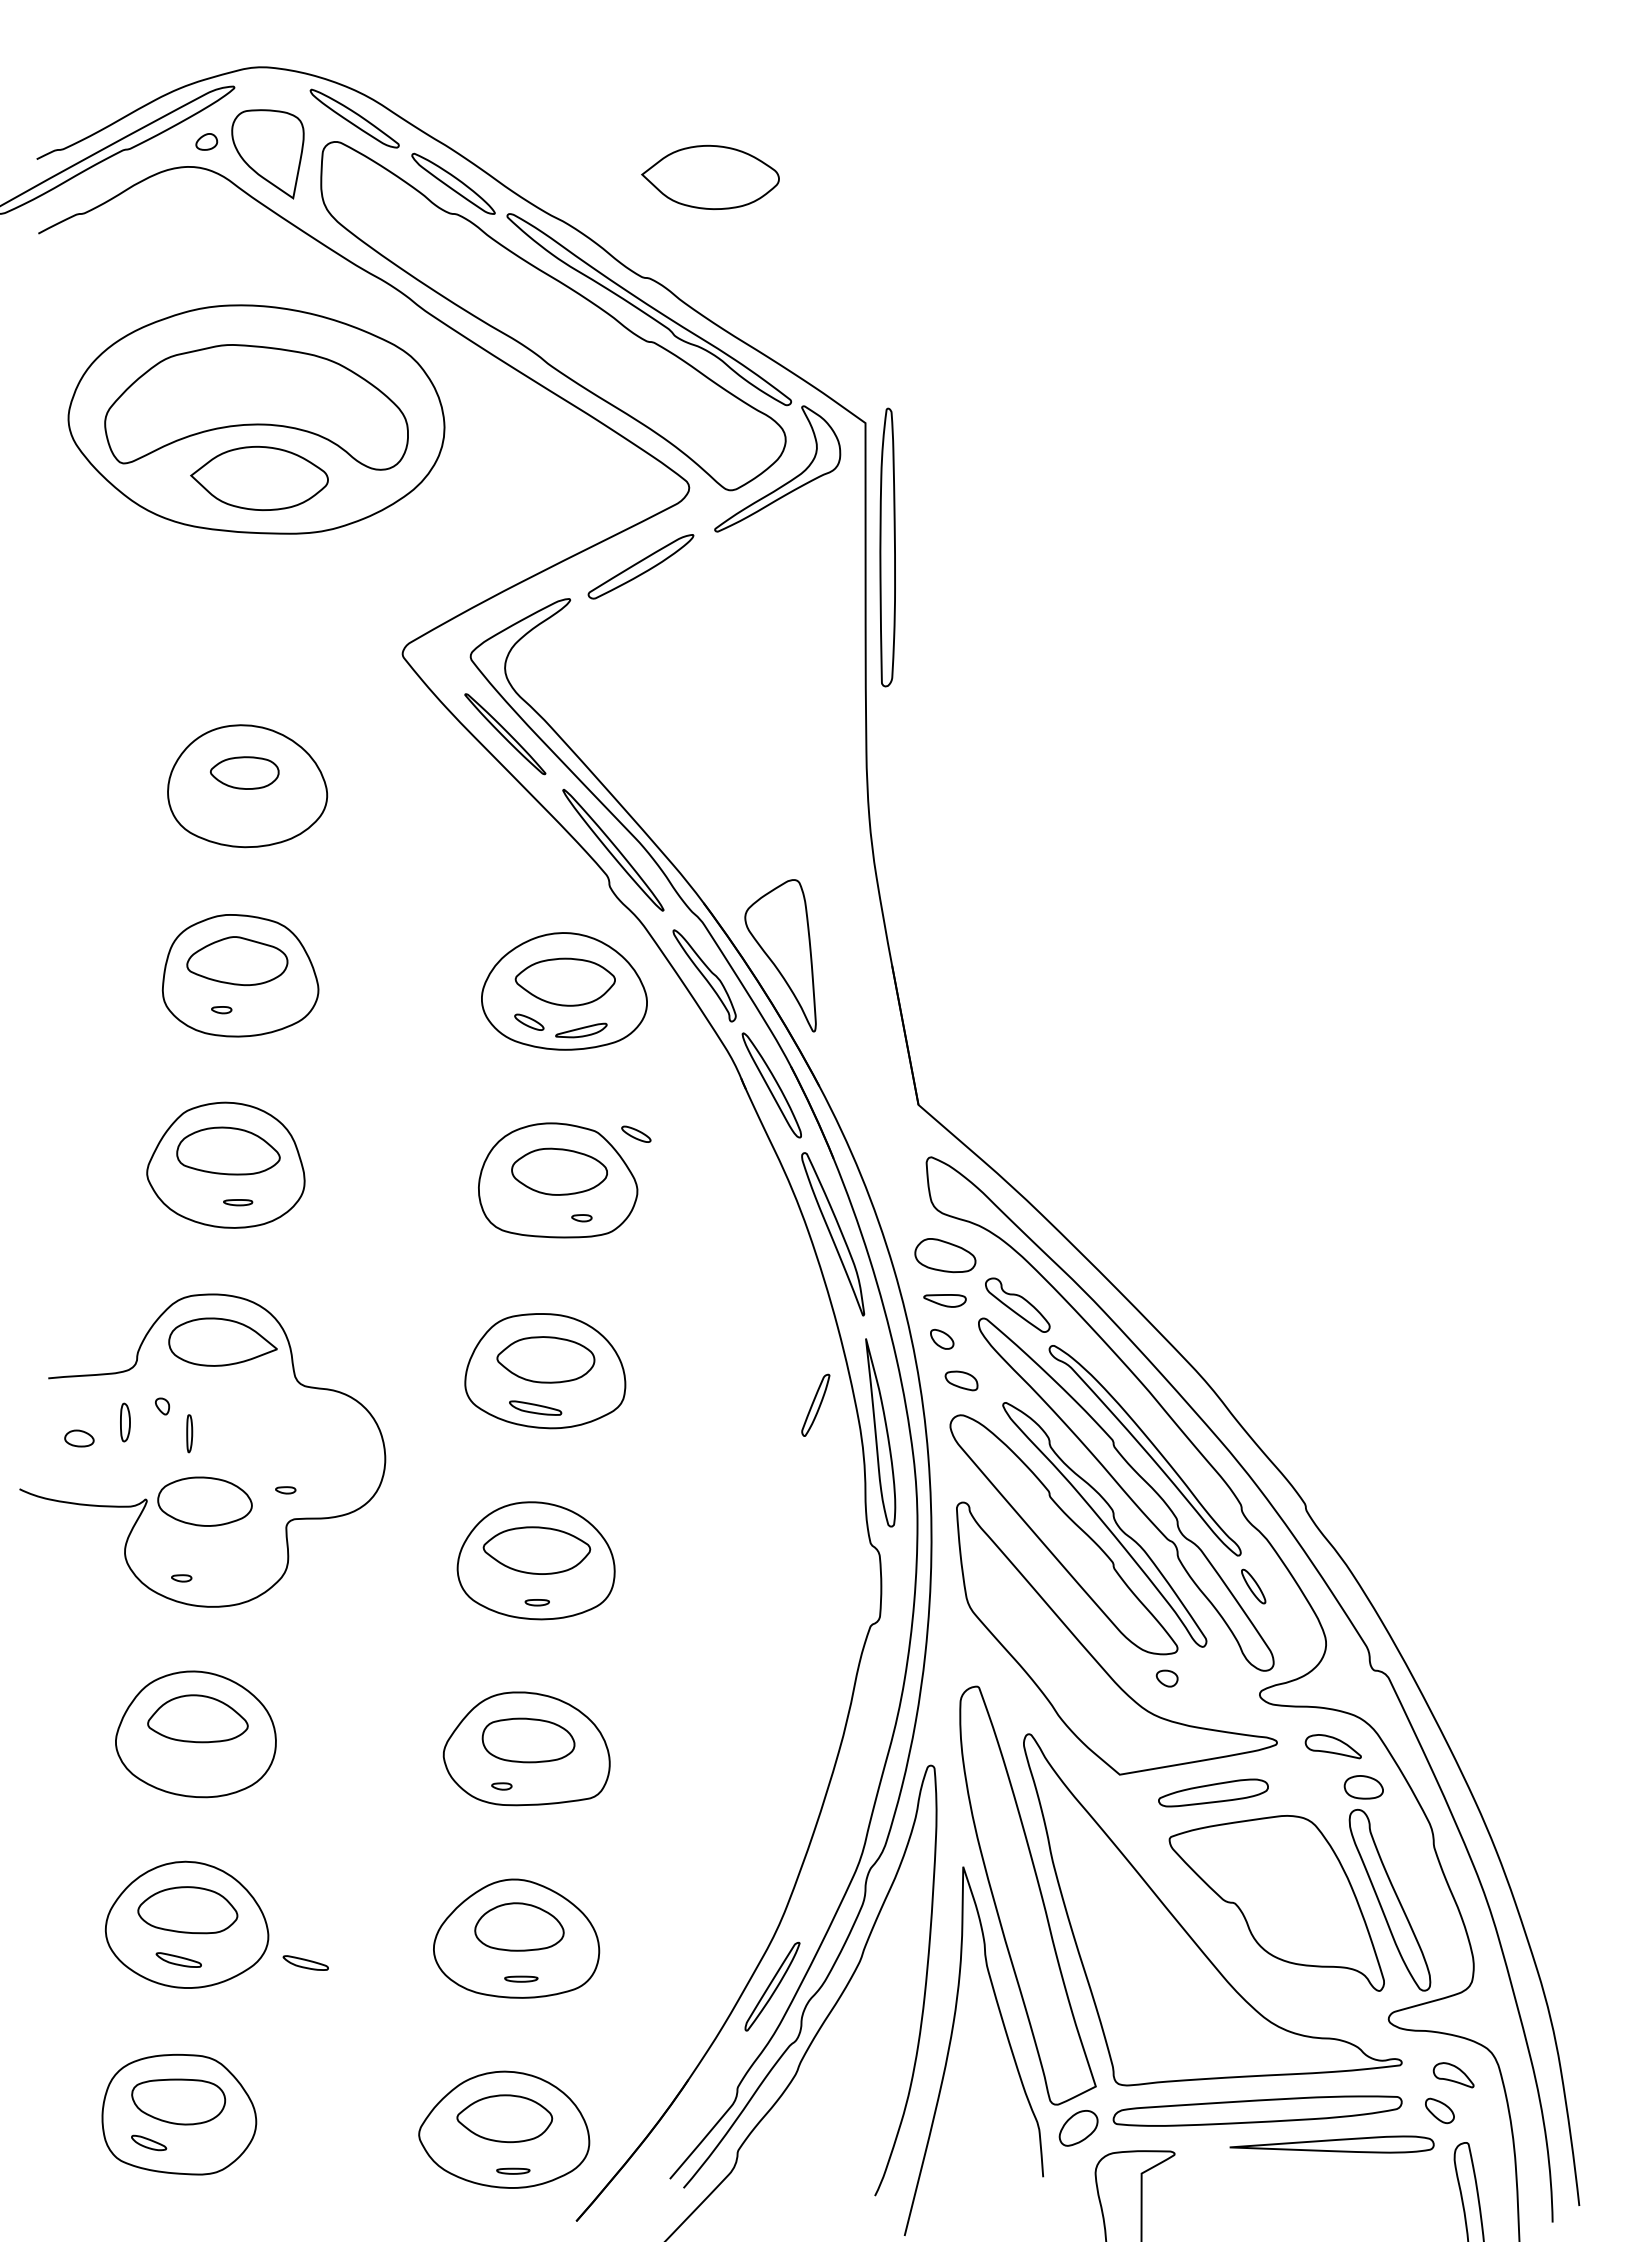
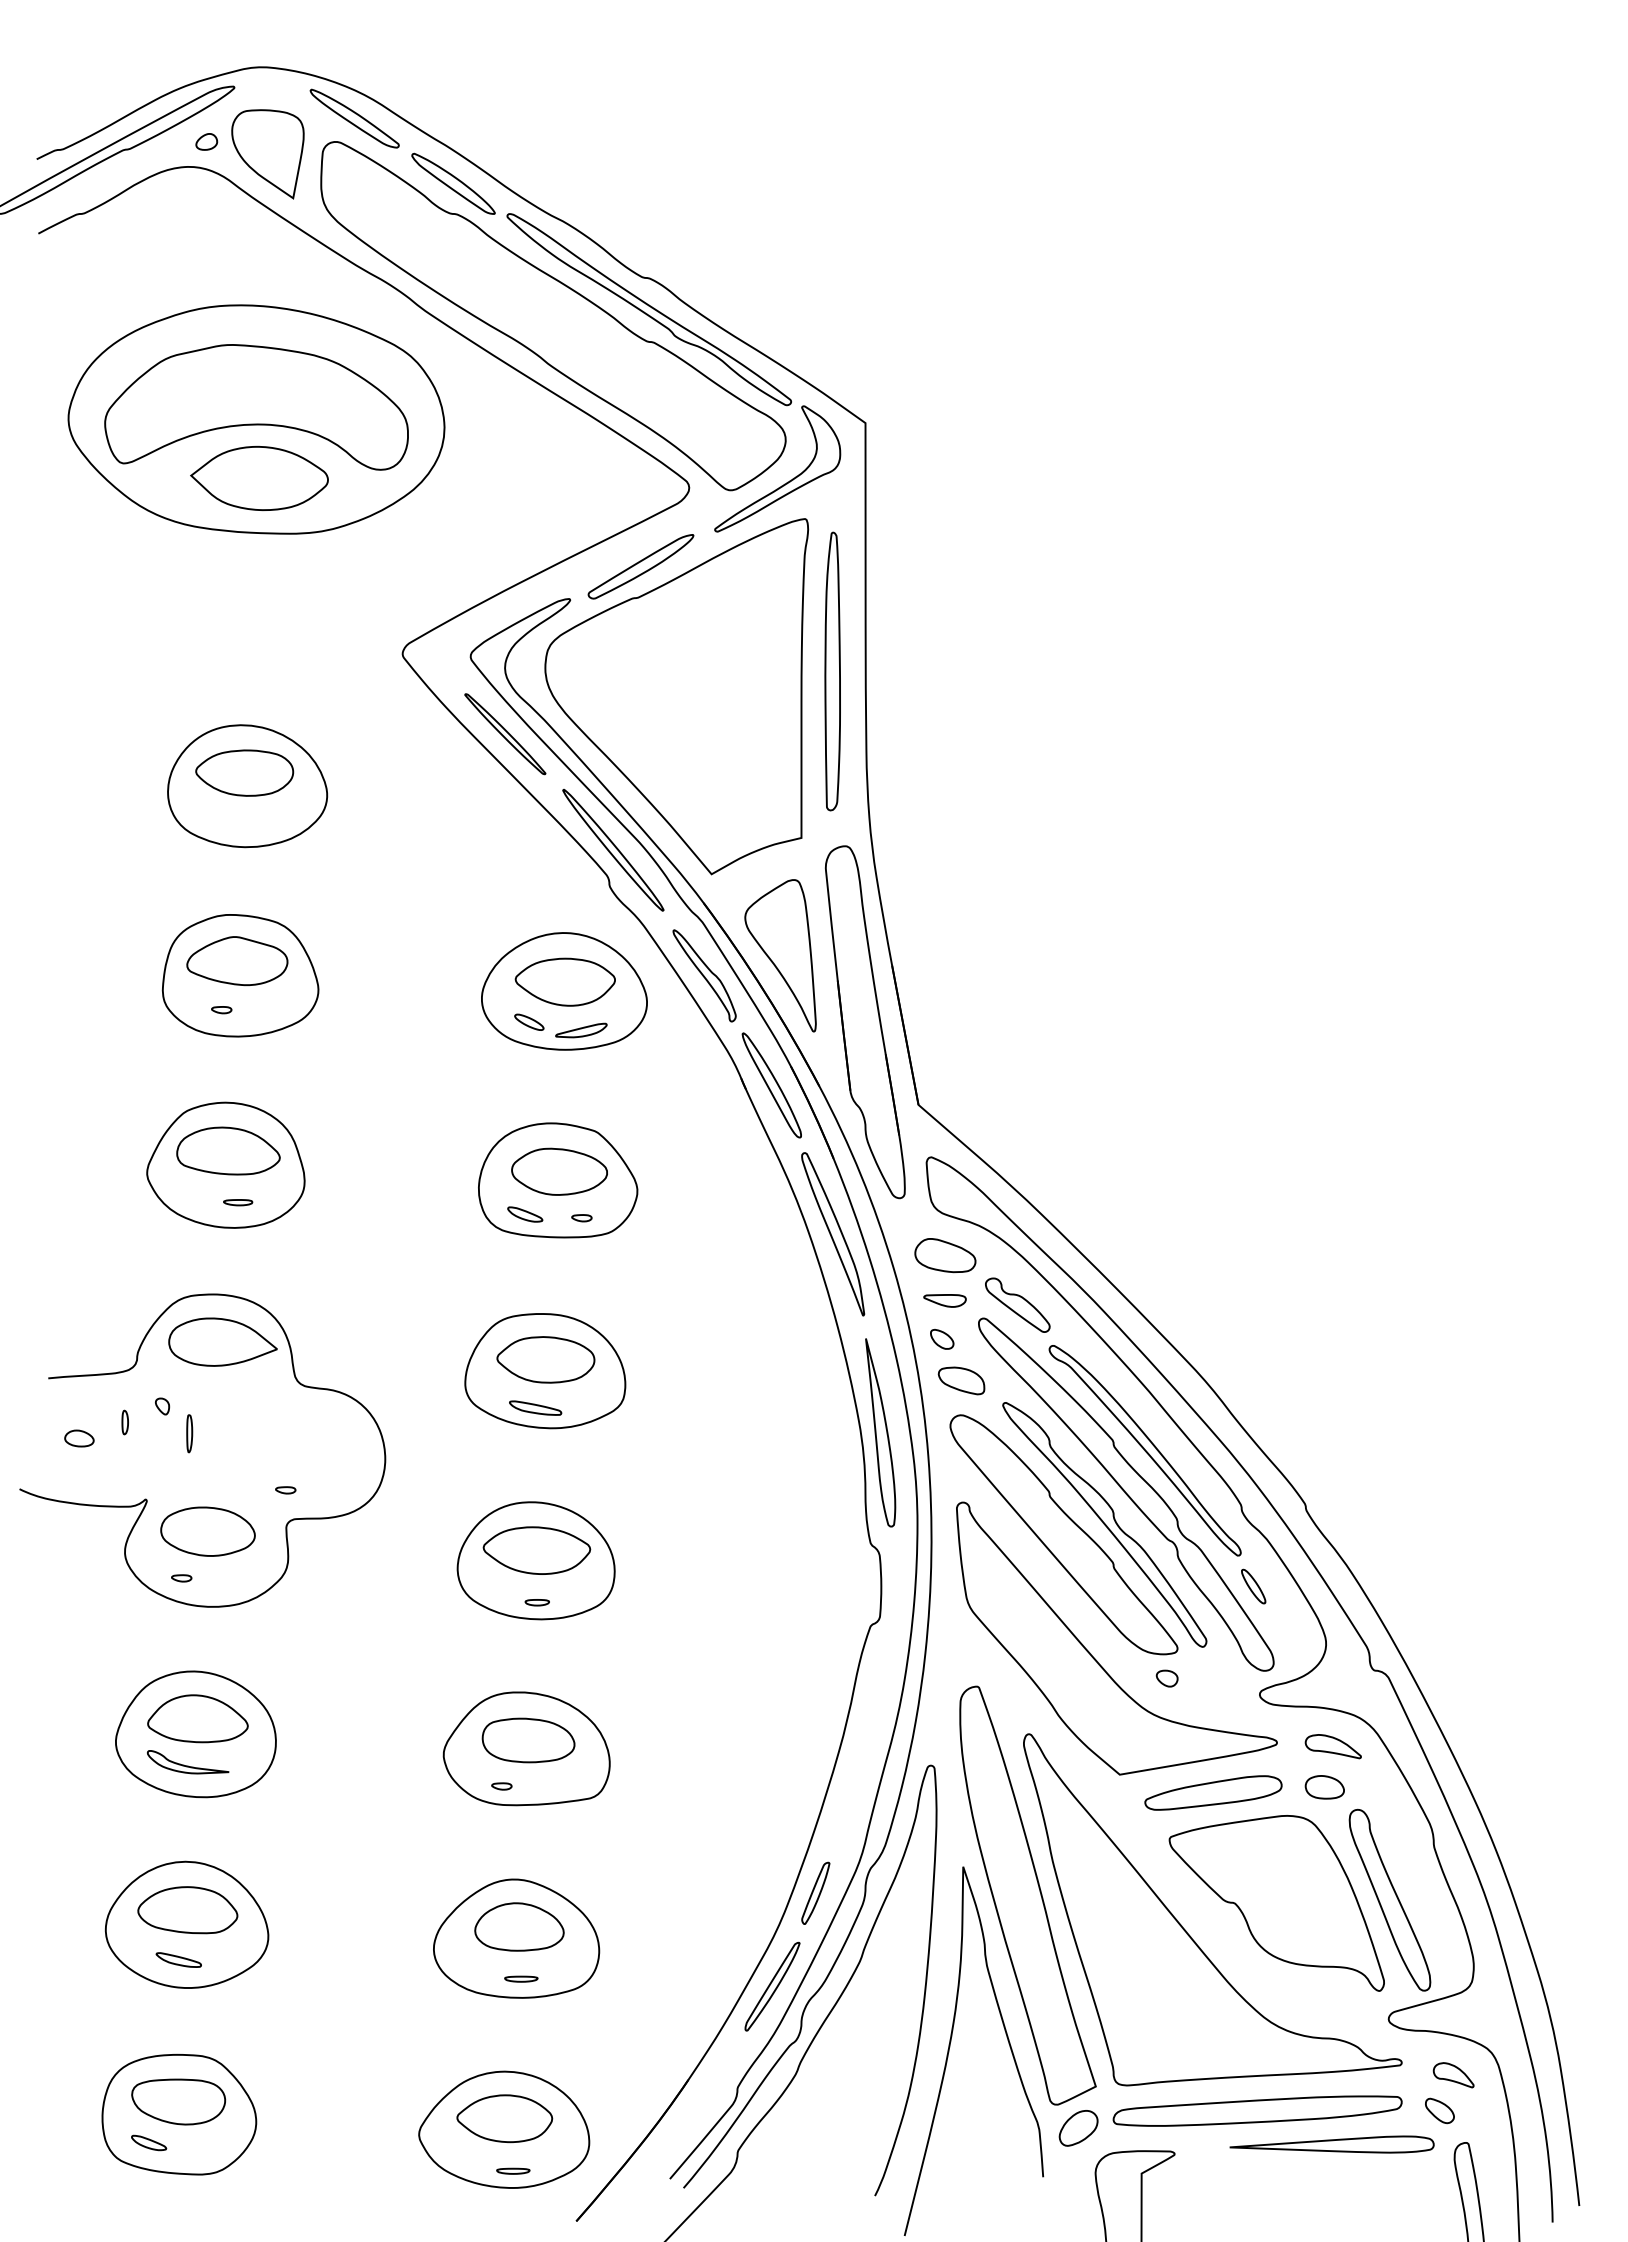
part: present -> none (710, 176)
part position: (887, 547) -> (832, 671) (832, 671)
part: none -> present (676, 696)
part size: 70x34 px -> 100x48 px (244, 772)
part: none -> present (864, 1022)
part: present -> none (636, 1133)
part: none -> present (525, 1214)
part size: 35x22 px -> 49x30 px (961, 1380)
part position: (815, 1404) -> (815, 1892) (815, 1892)
part size: 11x41 px -> 8x27 px (124, 1422)
part position: (204, 1501) -> (207, 1531) (207, 1531)
part: none -> present (188, 1762)
part position: (1363, 1787) -> (1324, 1787) (1324, 1787)
part size: 111x30 px -> 139x36 px (1213, 1792)
part: present -> none (305, 1962)
